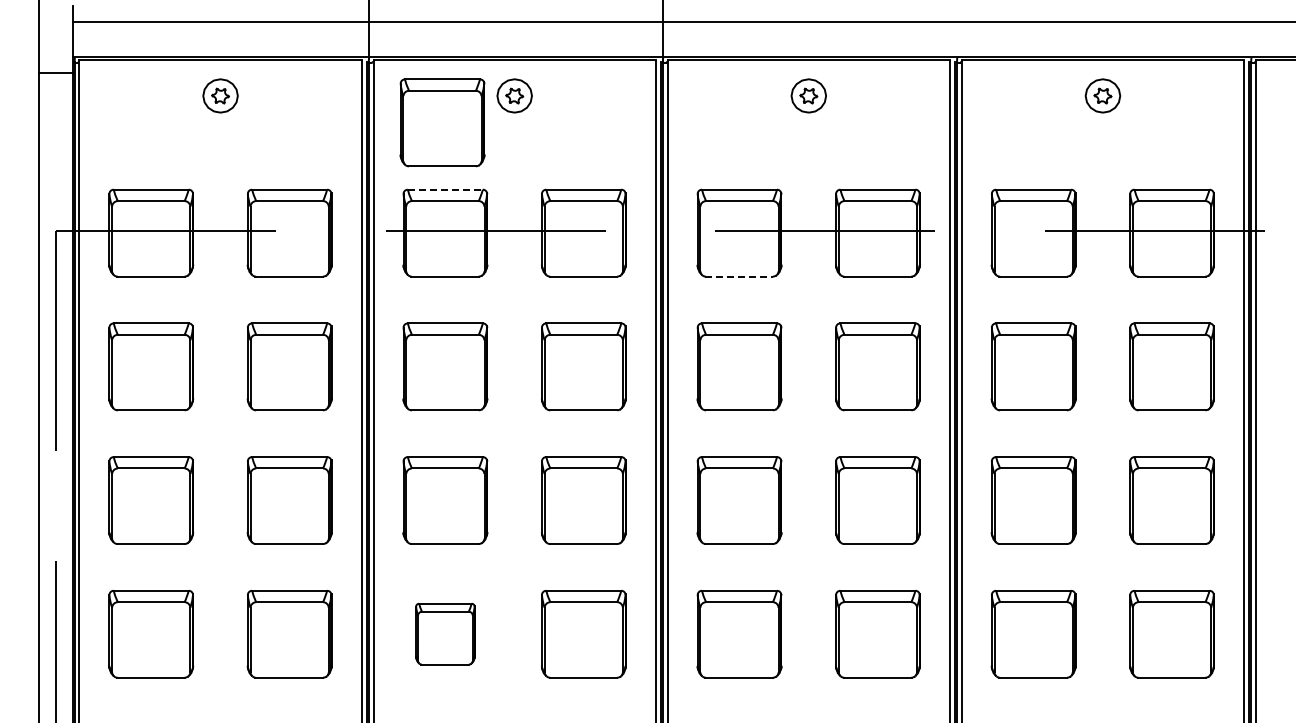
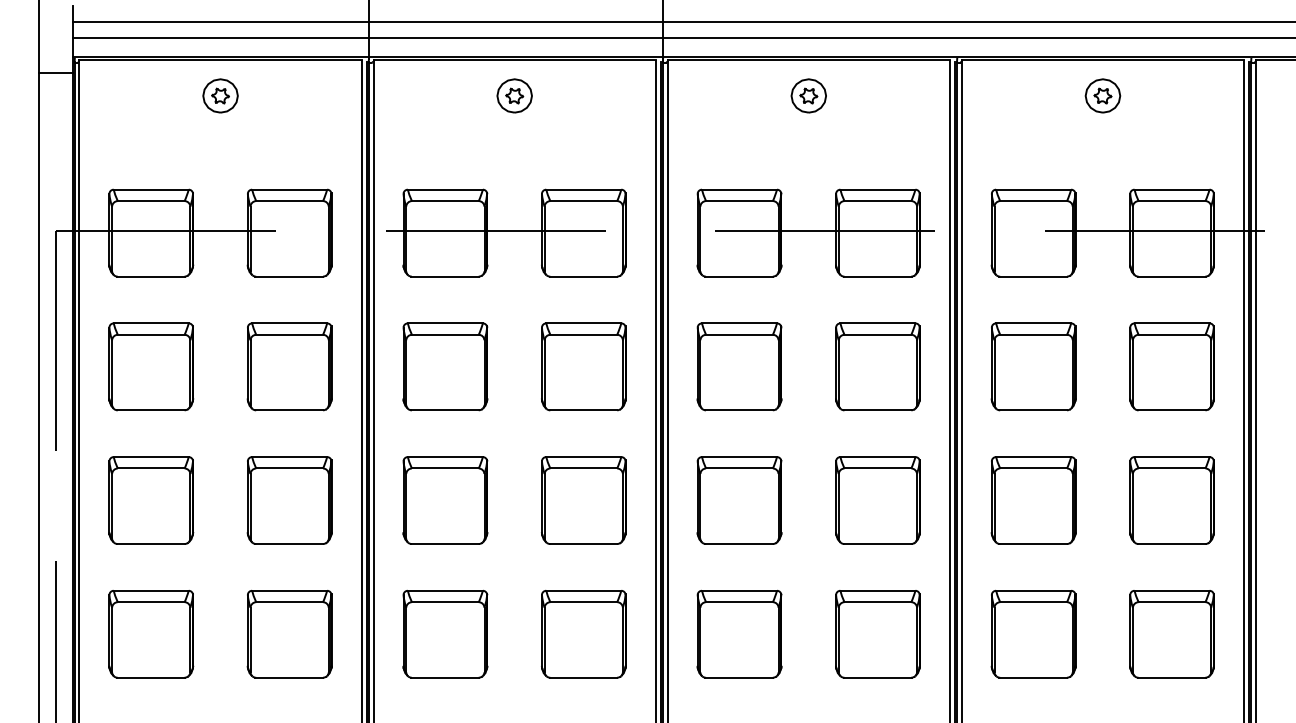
line: none -> present (682, 38)
part: present -> none (442, 122)
line: dashed -> solid (445, 189)
line: dashed -> solid (739, 276)
part size: 61x64 px -> 87x90 px (445, 633)
